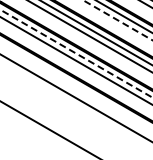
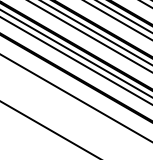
line: dashed -> solid (118, 20)
line: dashed -> solid (76, 53)
